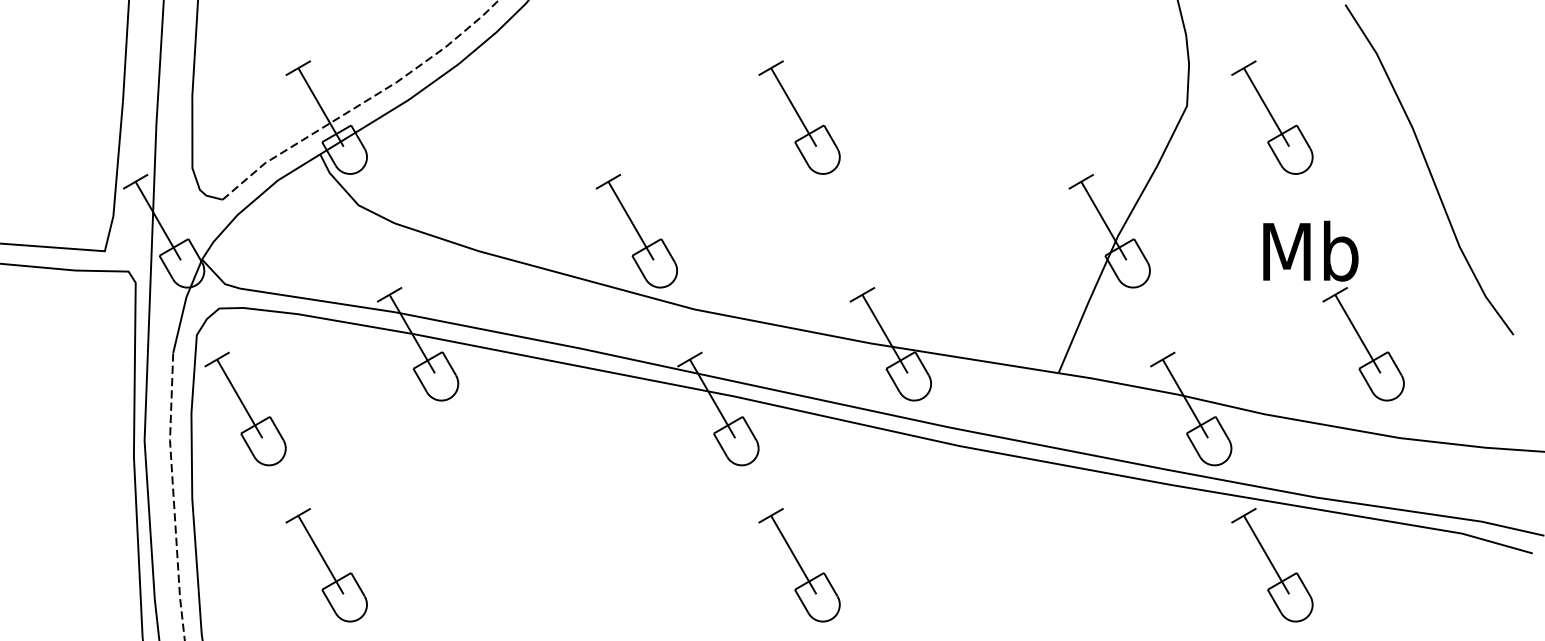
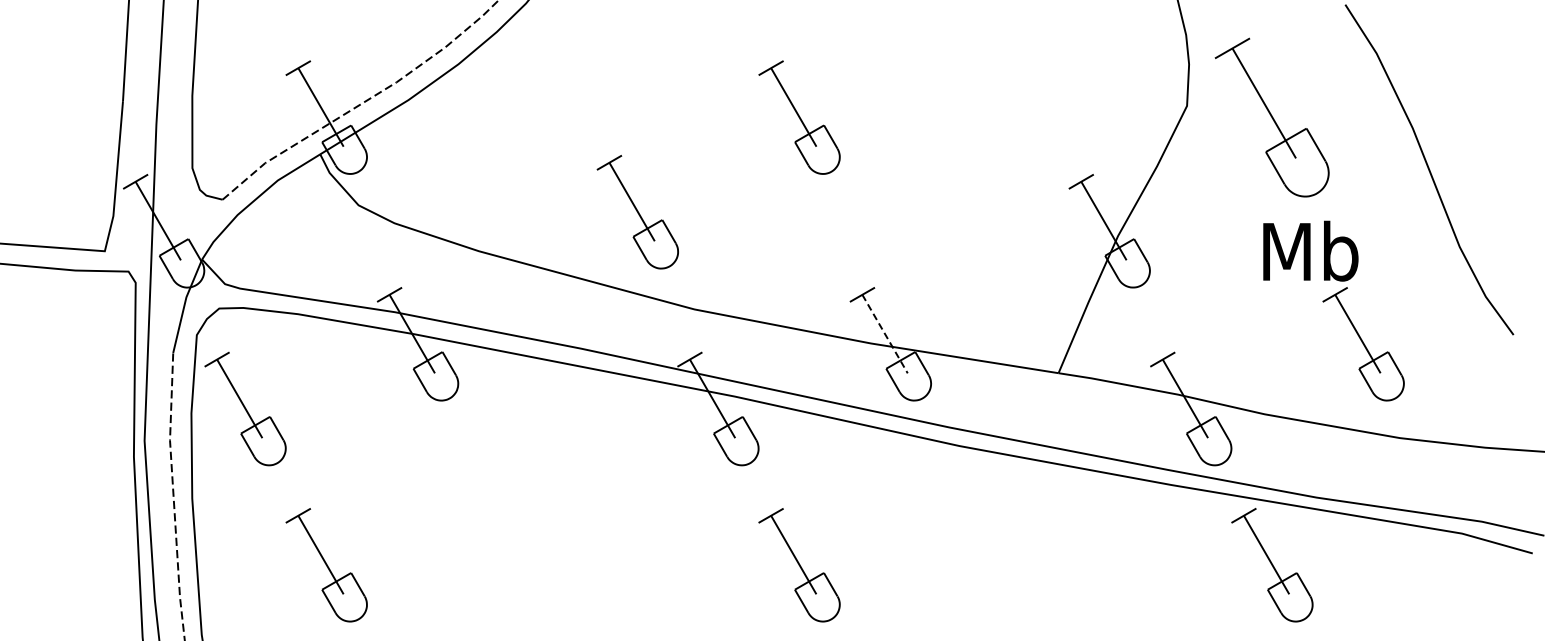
part size: 83x115 px -> 116x161 px (1271, 117)
part position: (636, 231) -> (637, 212) (637, 212)
line: solid -> dashed (885, 334)
